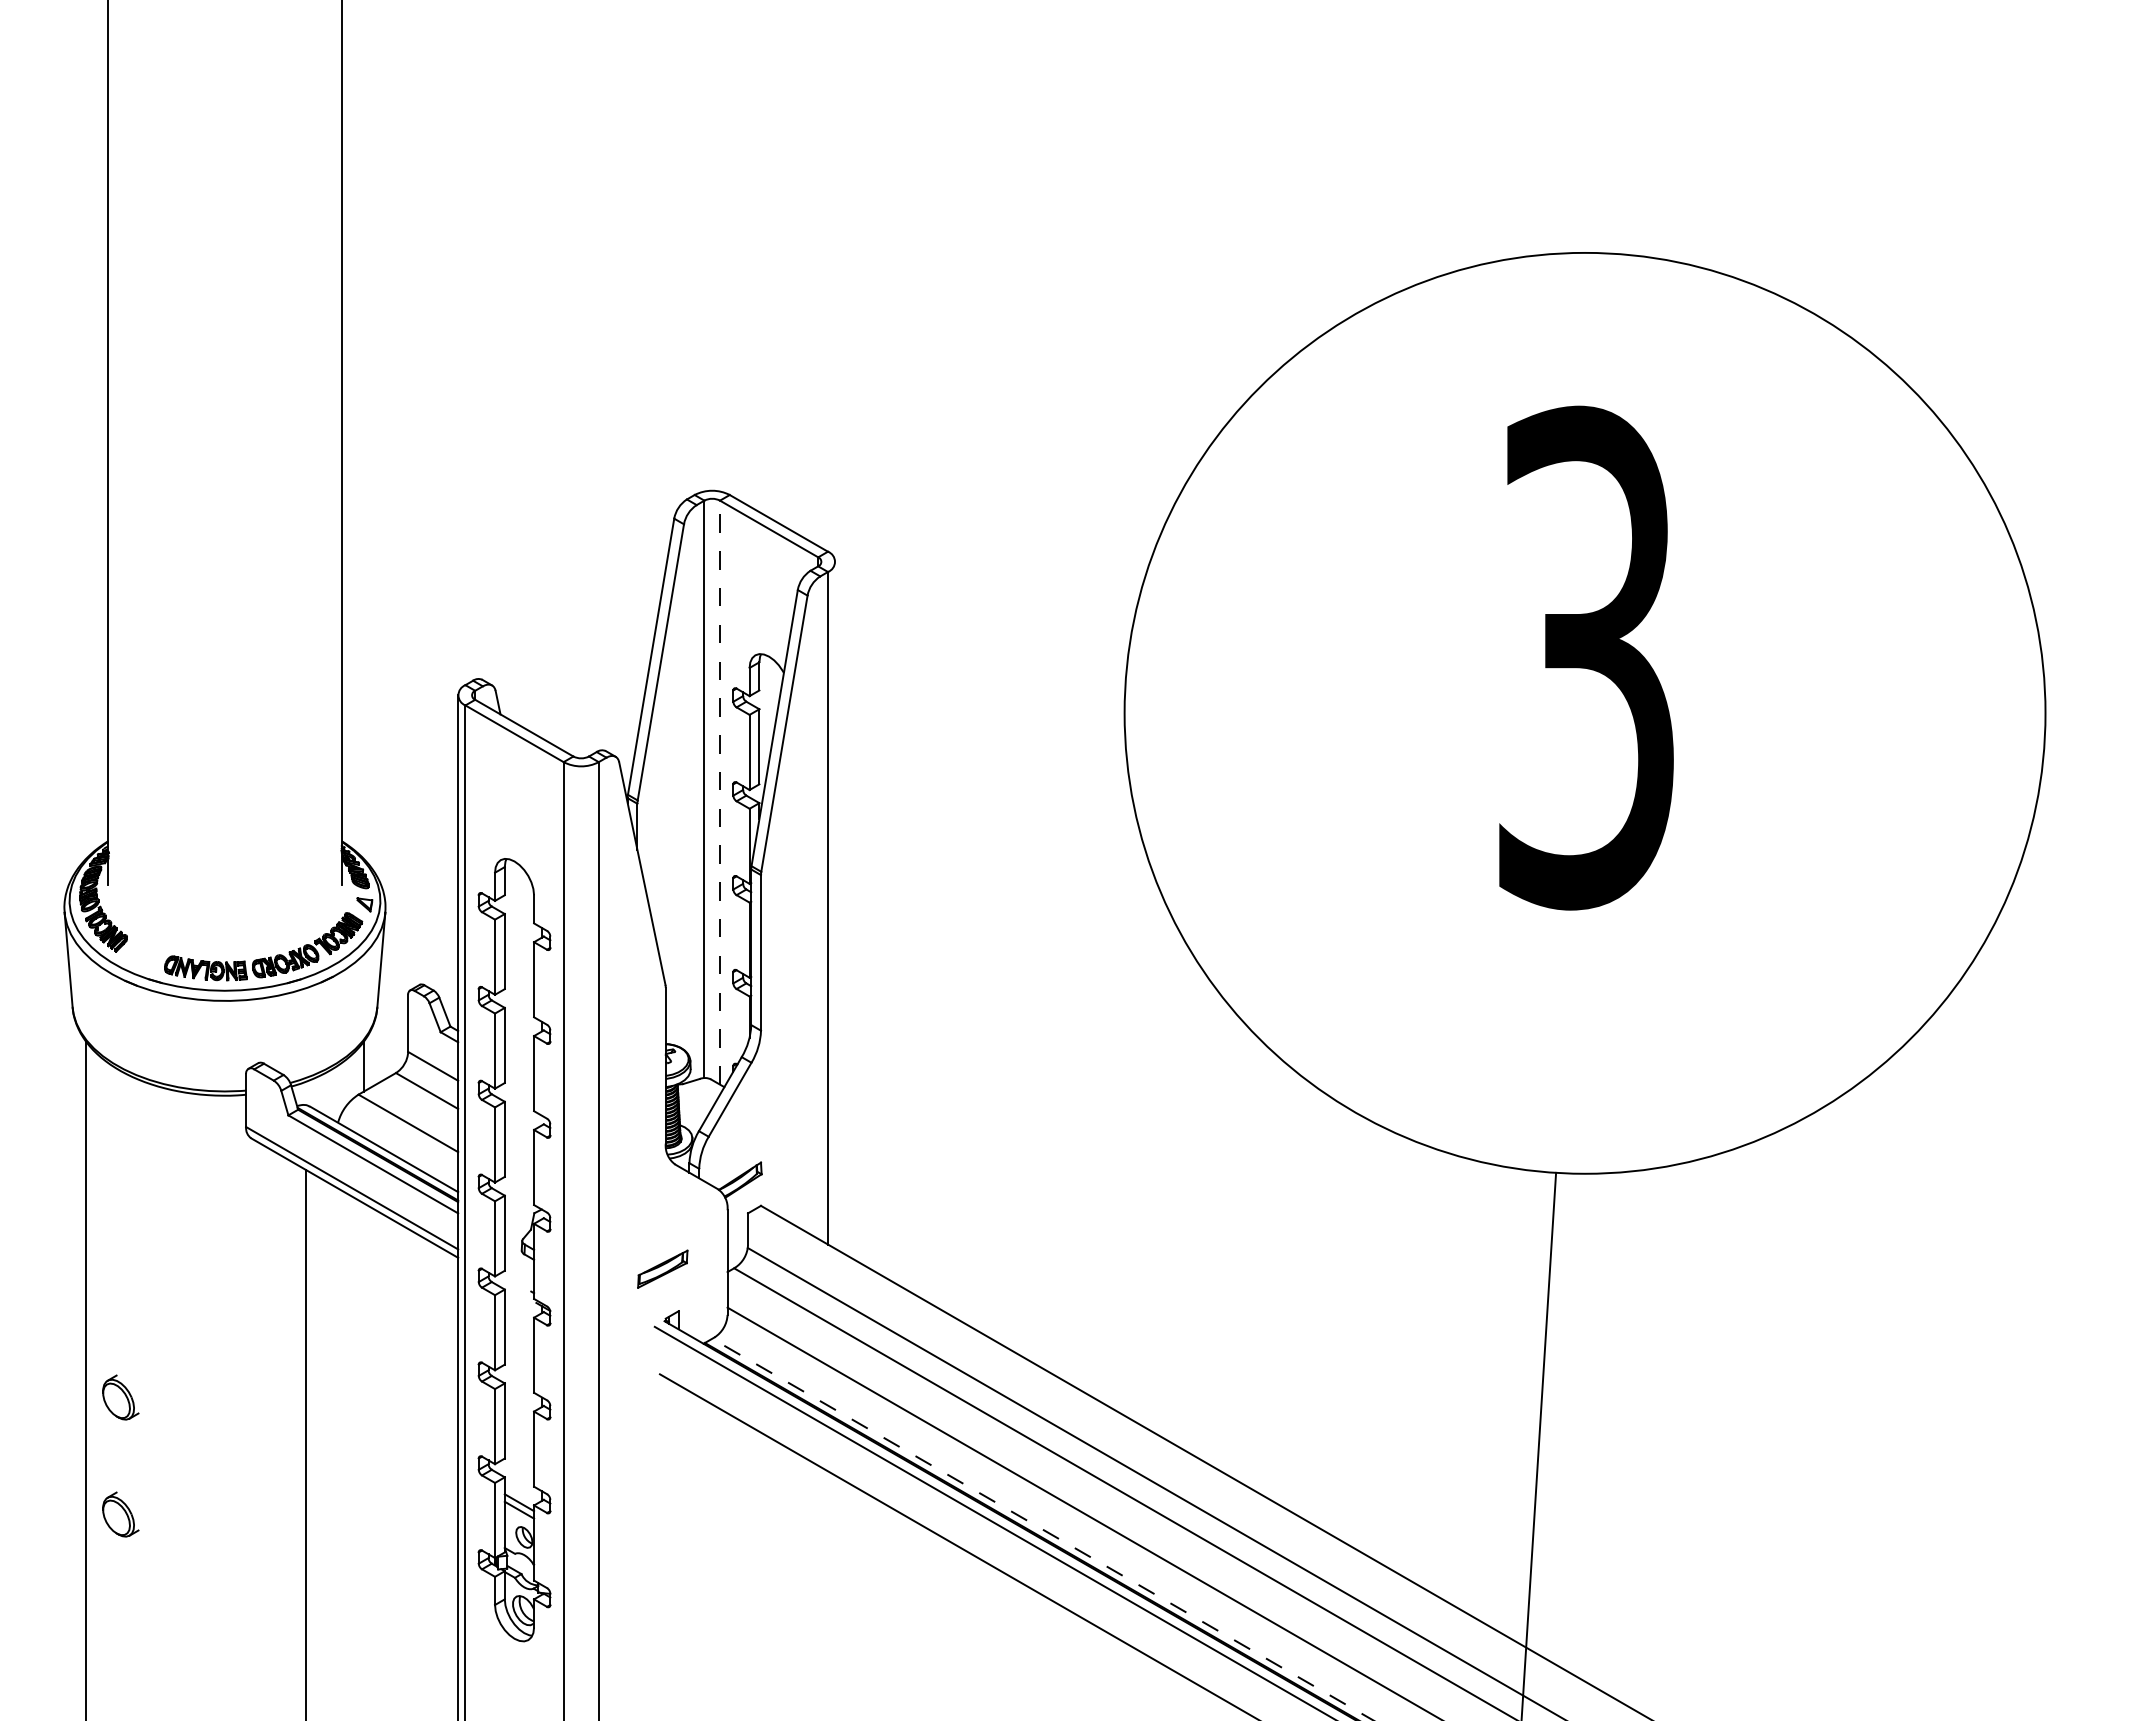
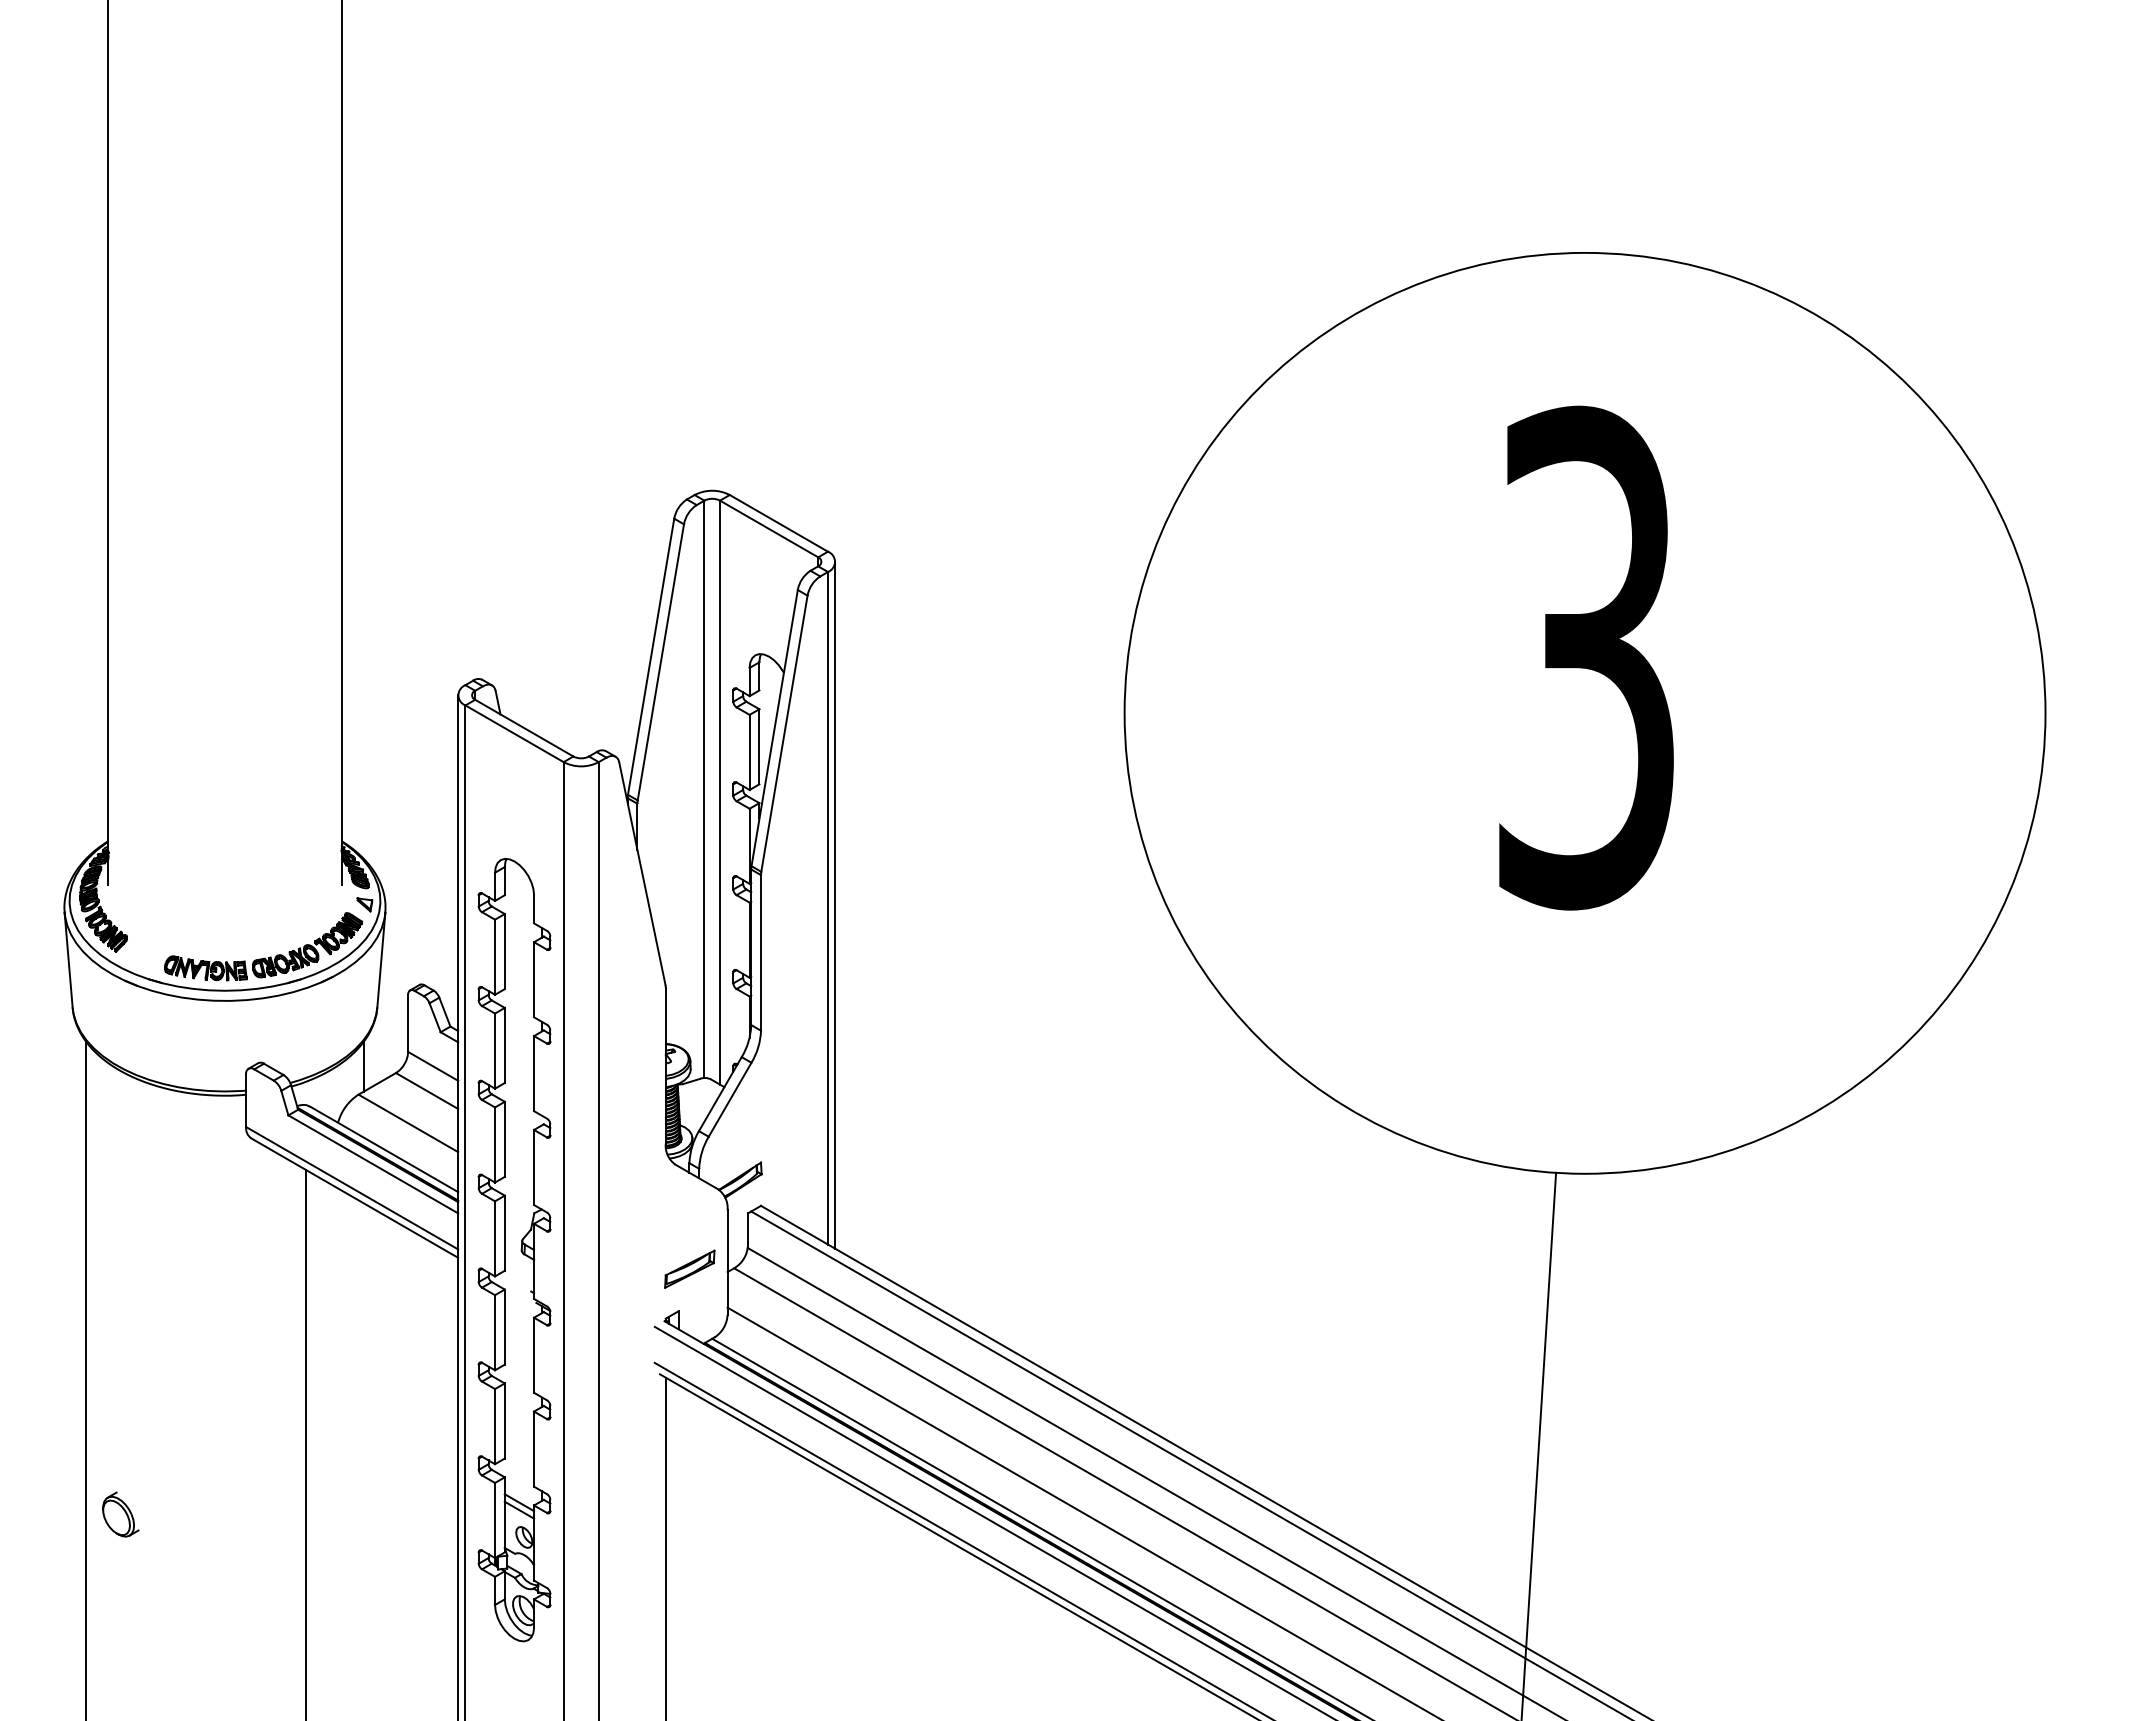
line: dashed -> solid (720, 792)
line: none -> present (835, 904)
part position: (662, 1268) -> (689, 1268) (689, 1268)
part: present -> none (120, 1397)
line: none -> present (1189, 1464)
line: dashed -> solid (1042, 1529)
line: none -> present (961, 1539)
line: none -> present (665, 1547)
